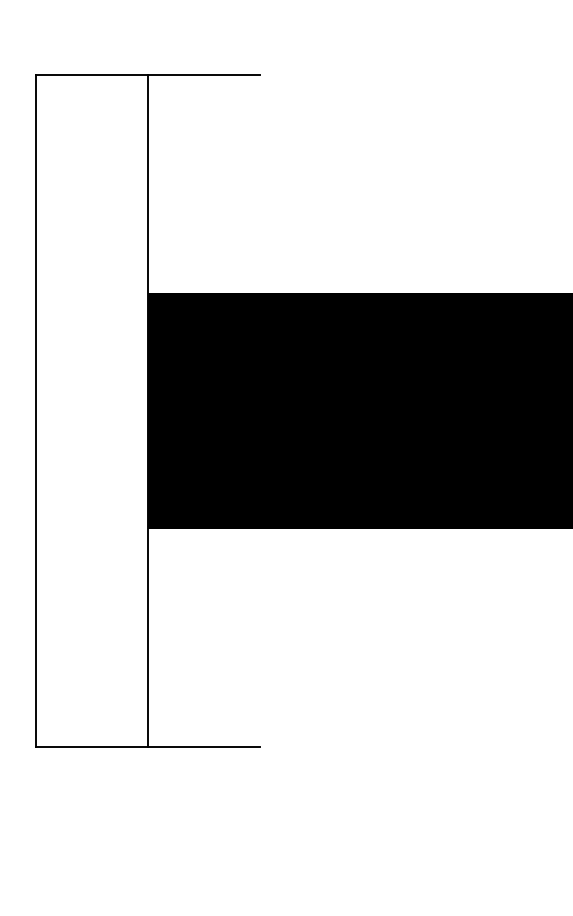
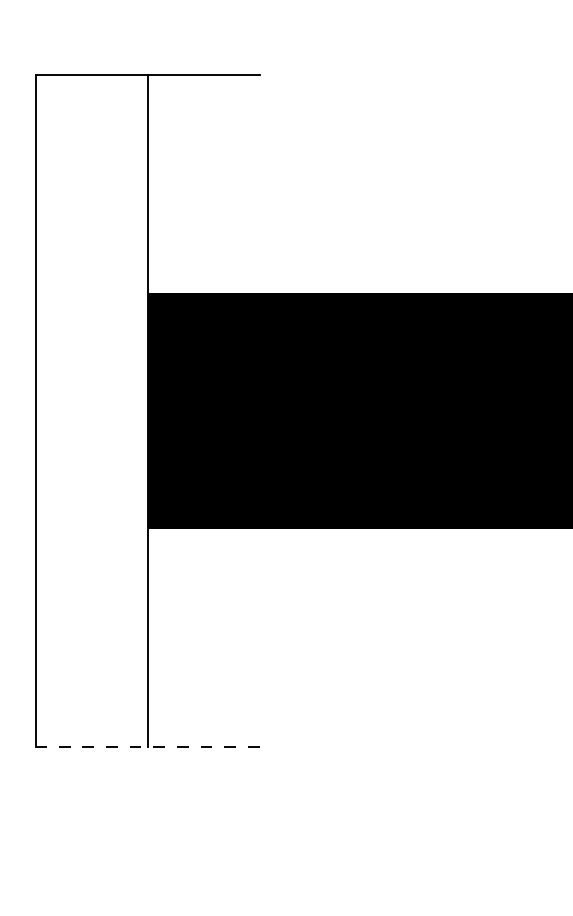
line: solid -> dashed (147, 747)
